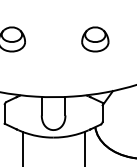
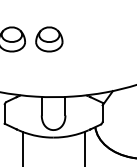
part position: (95, 39) -> (49, 39) (49, 39)
